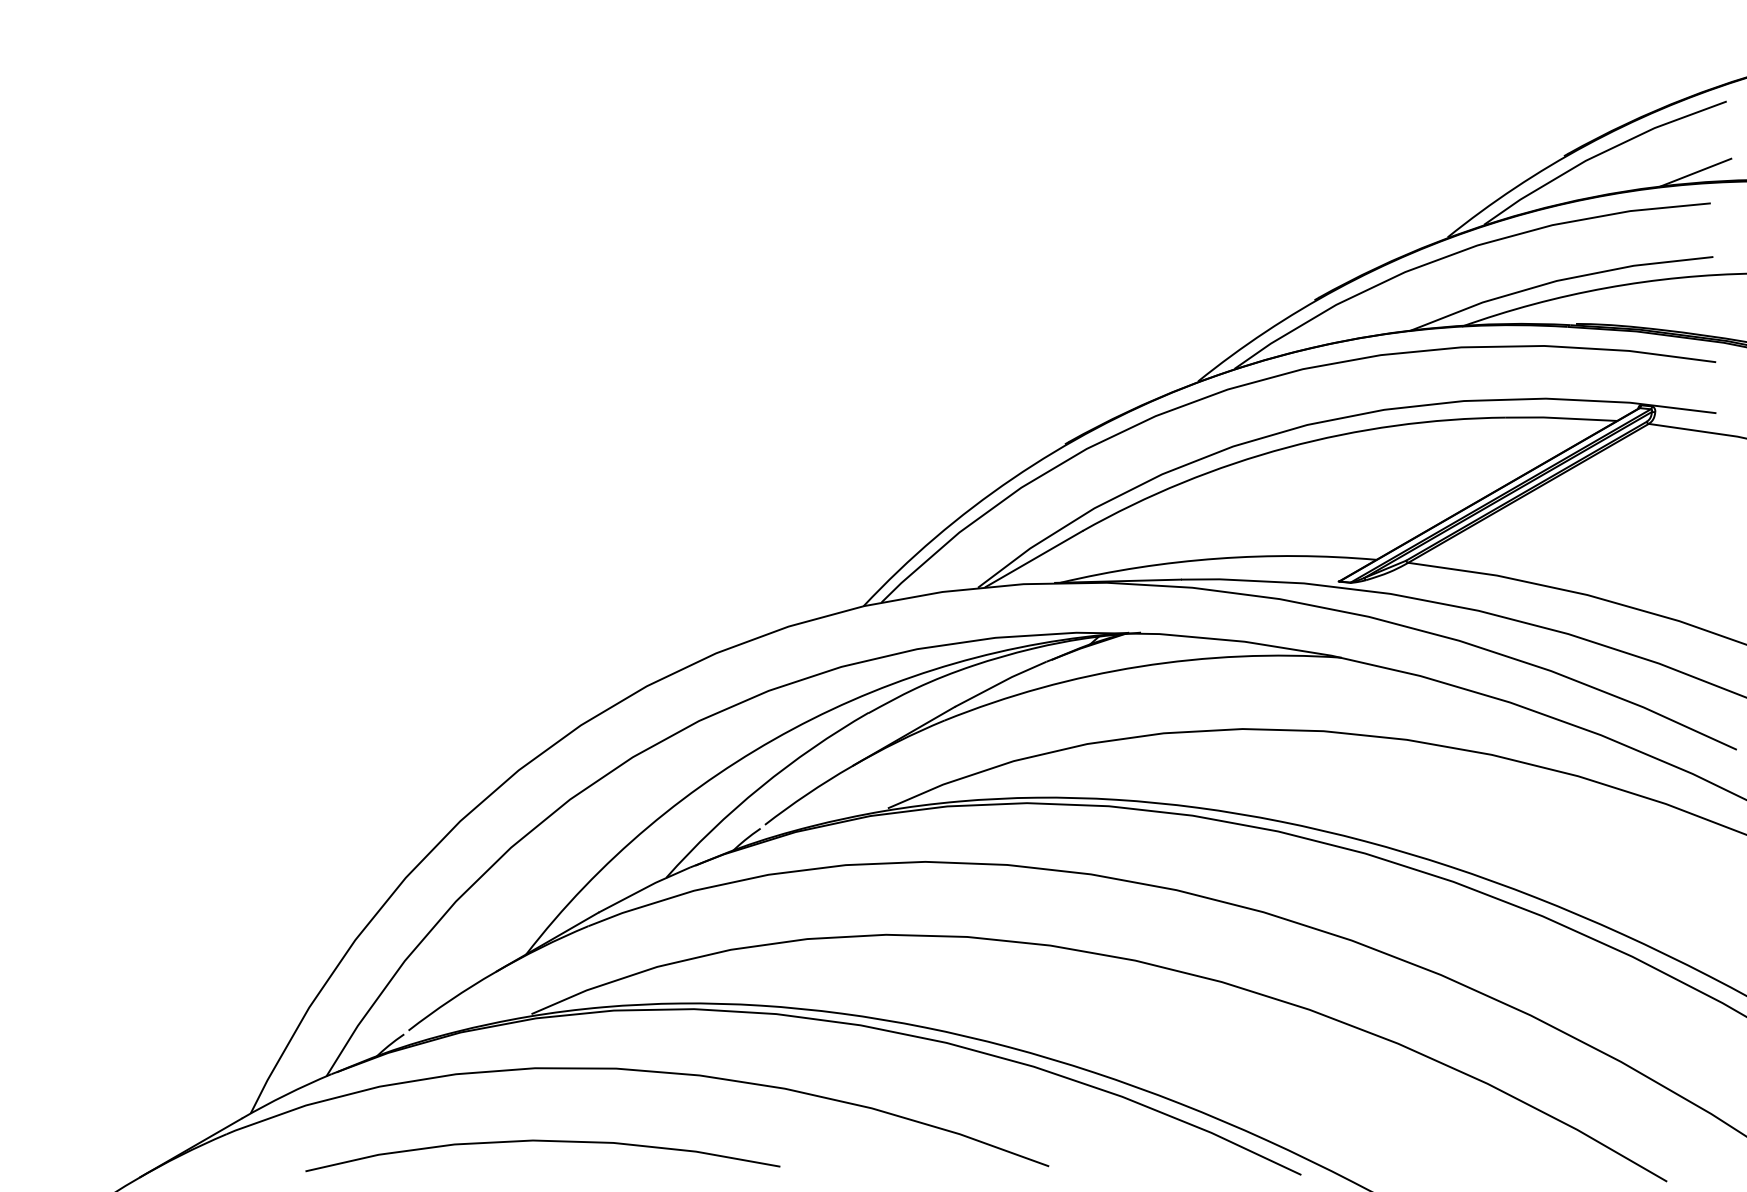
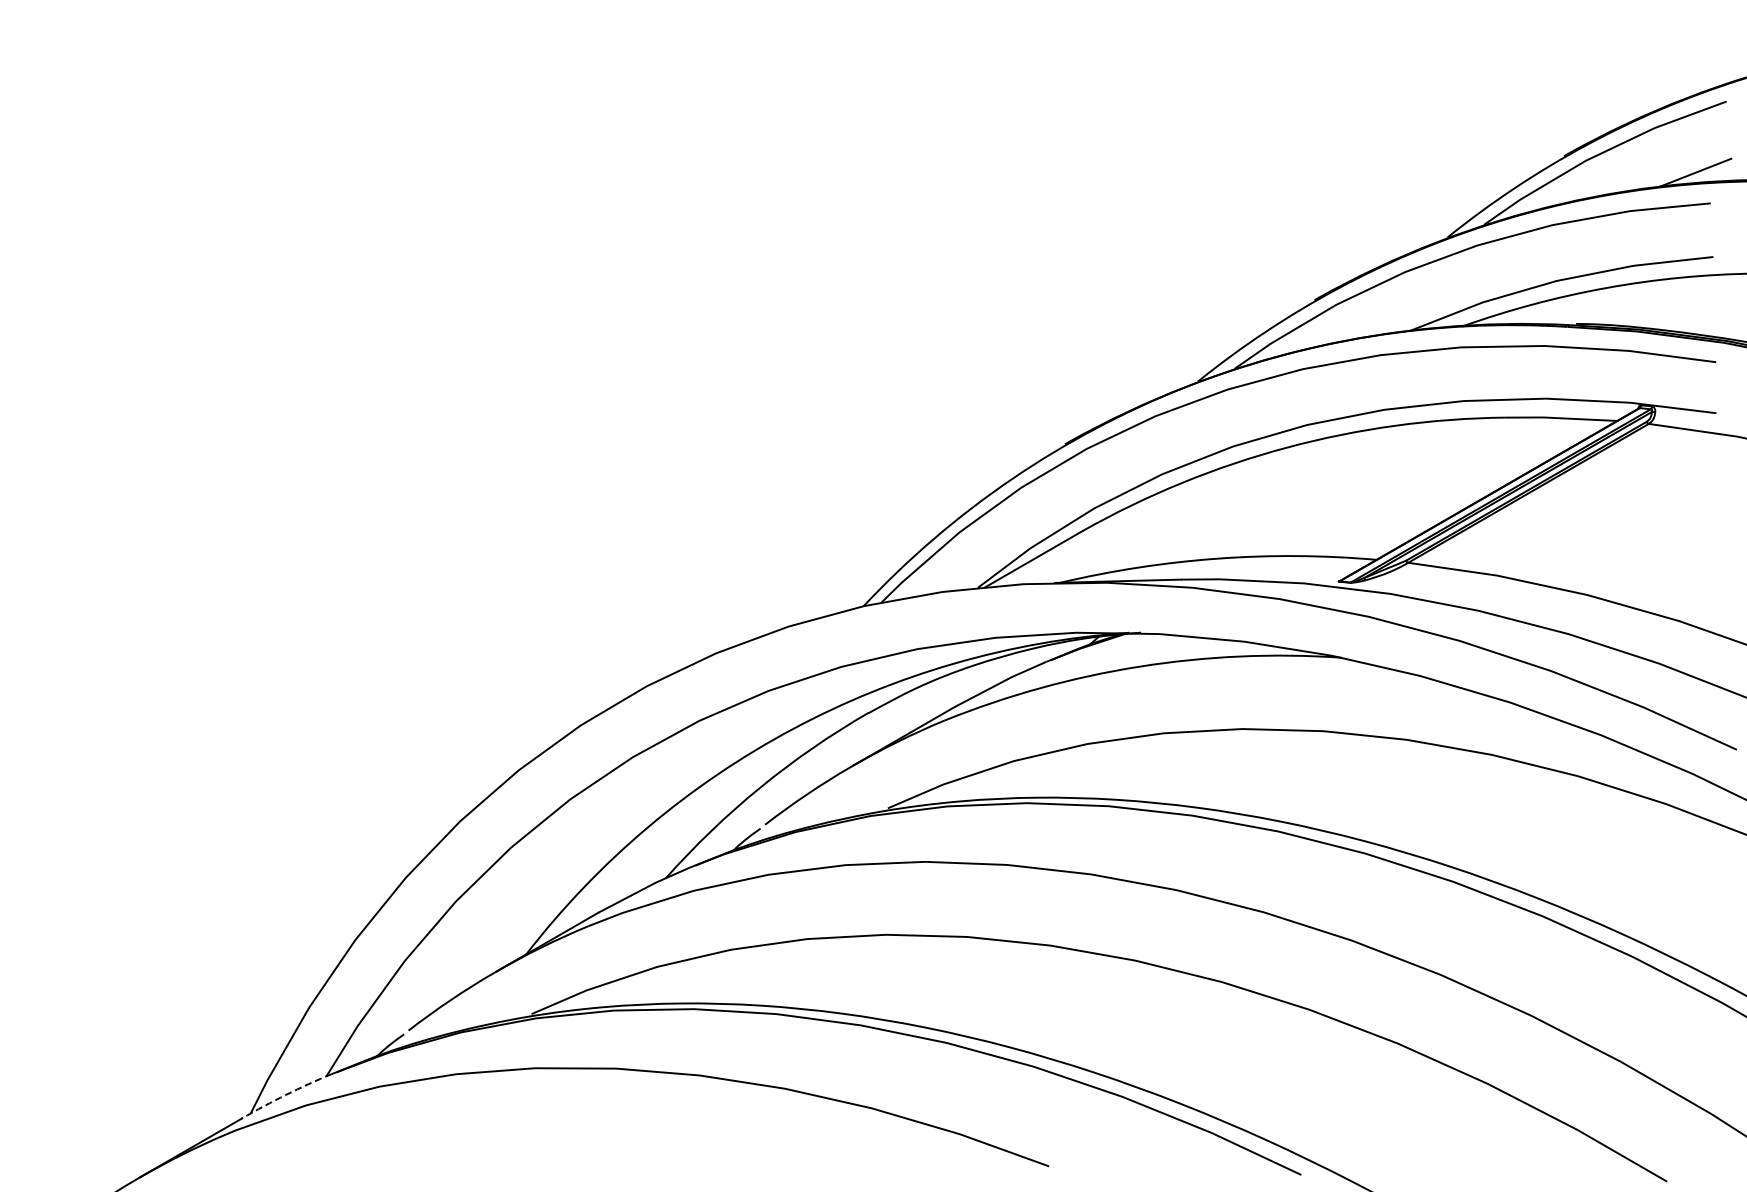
arc: solid -> dashed (286, 1094)
curve: present -> none (542, 1141)
